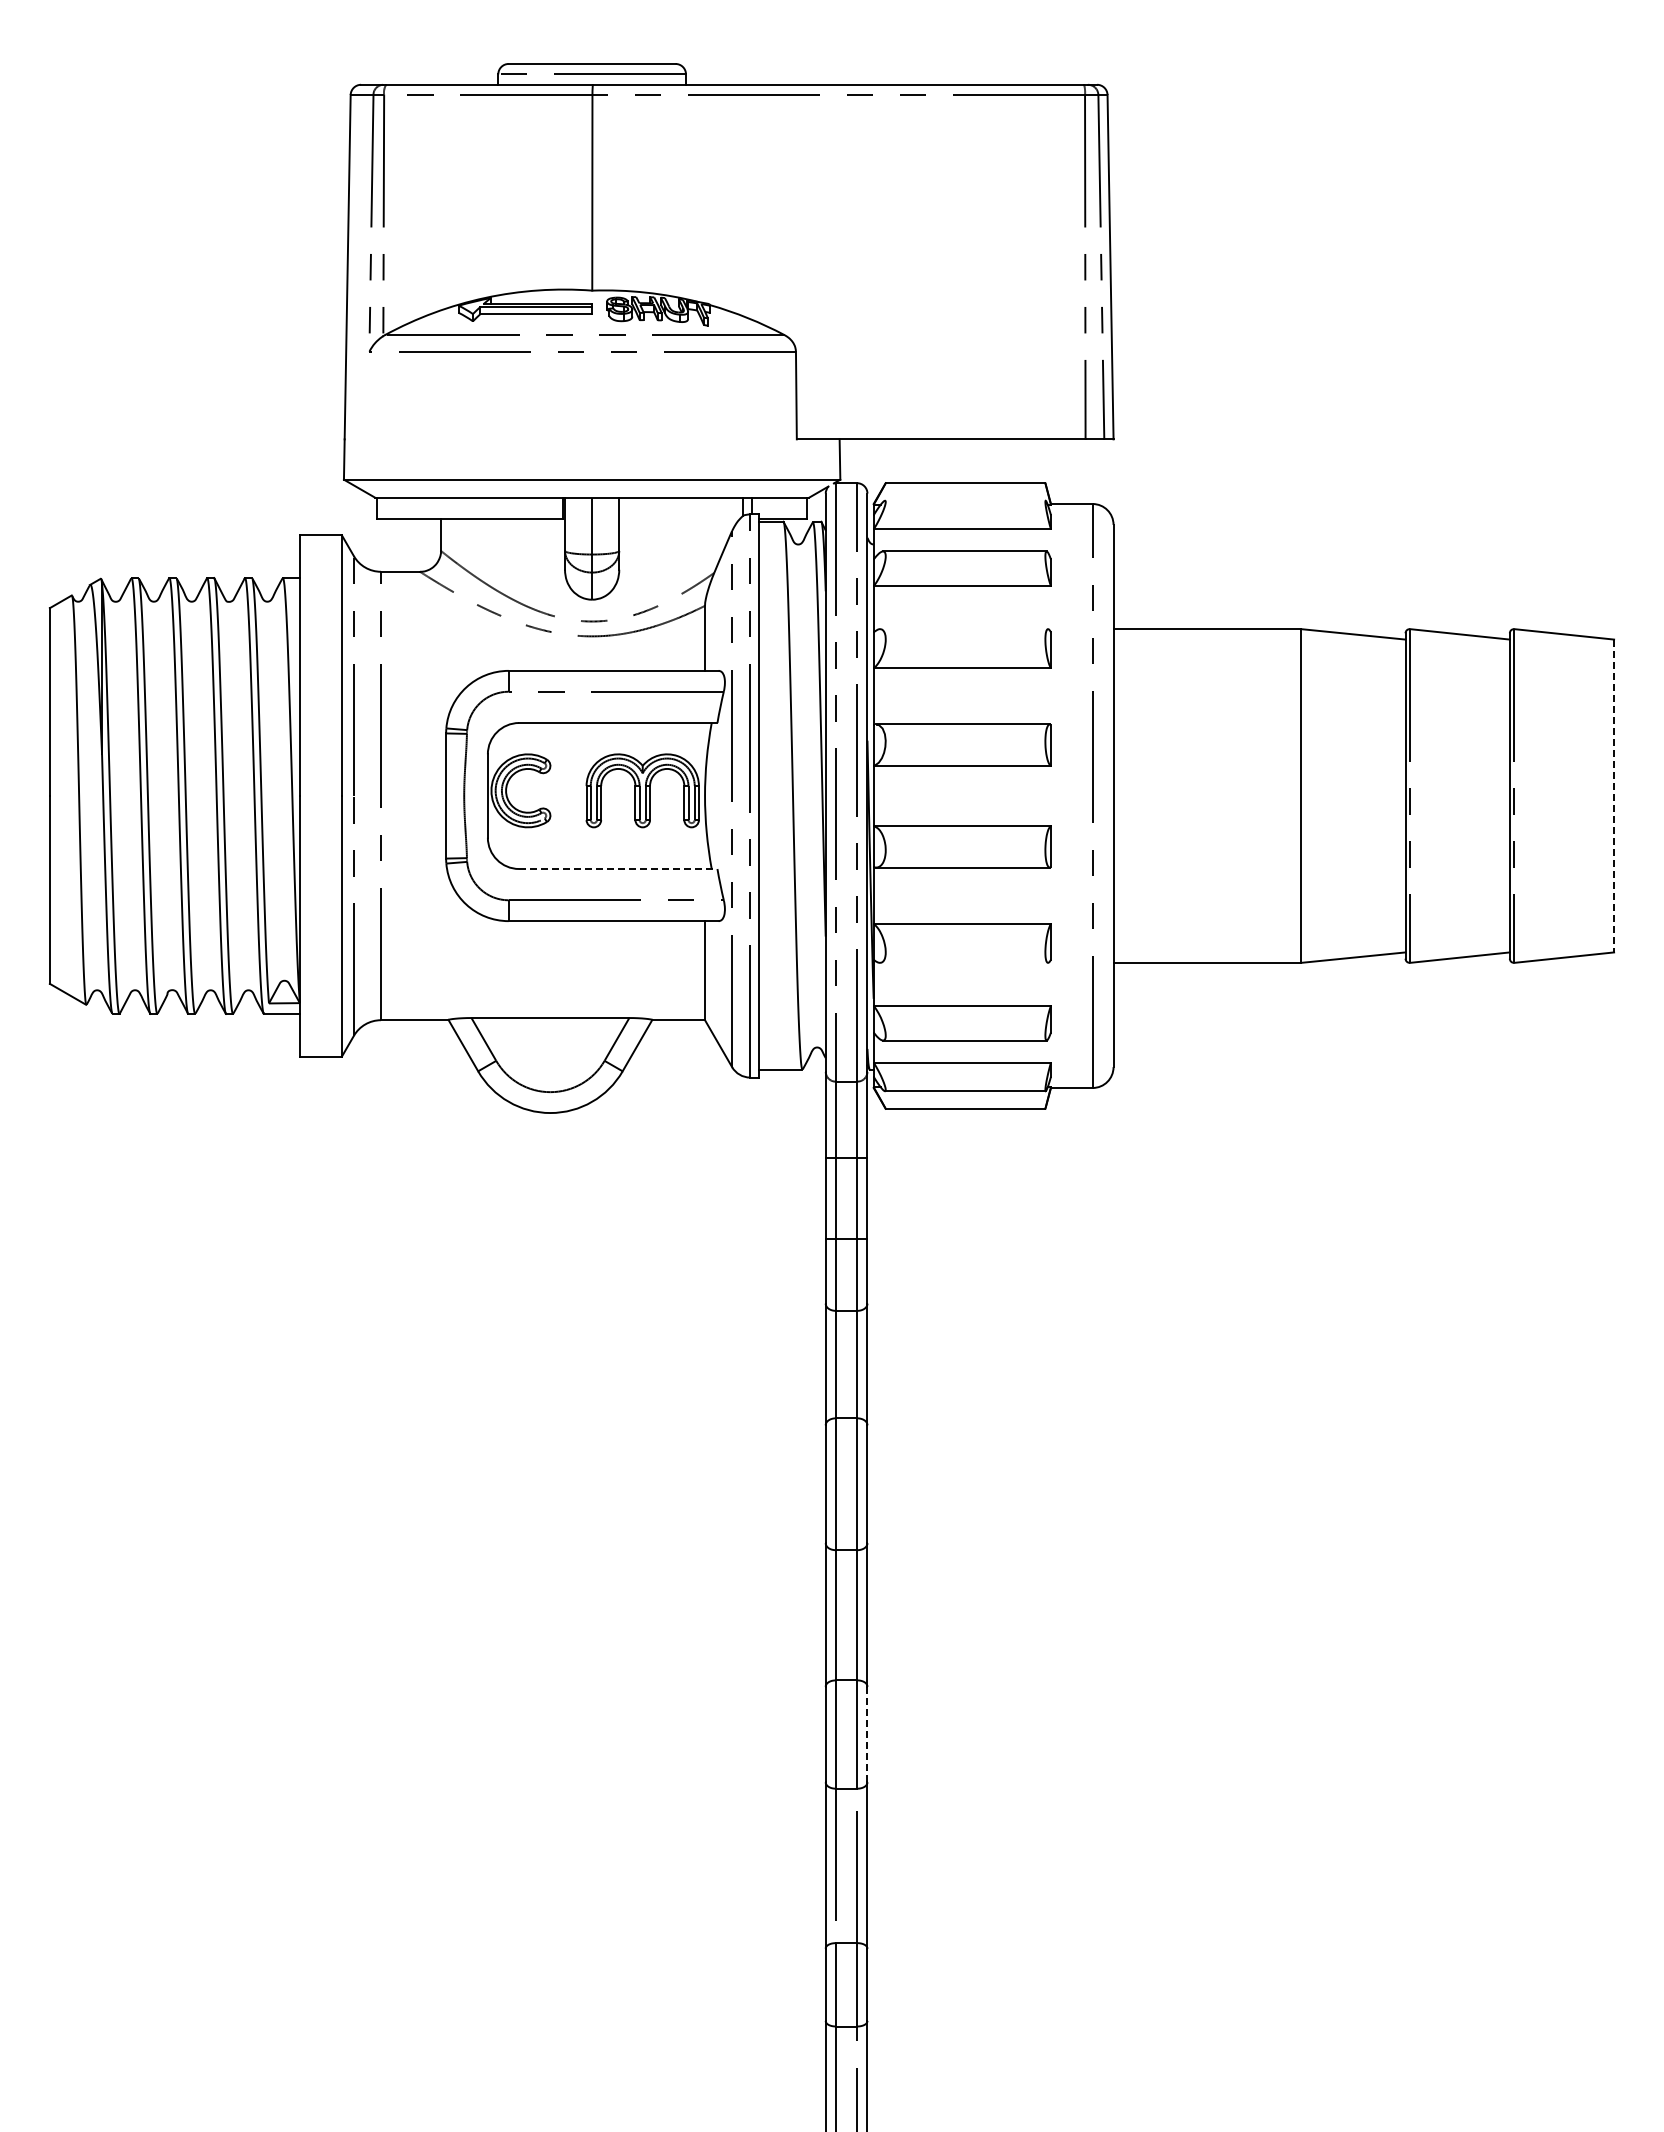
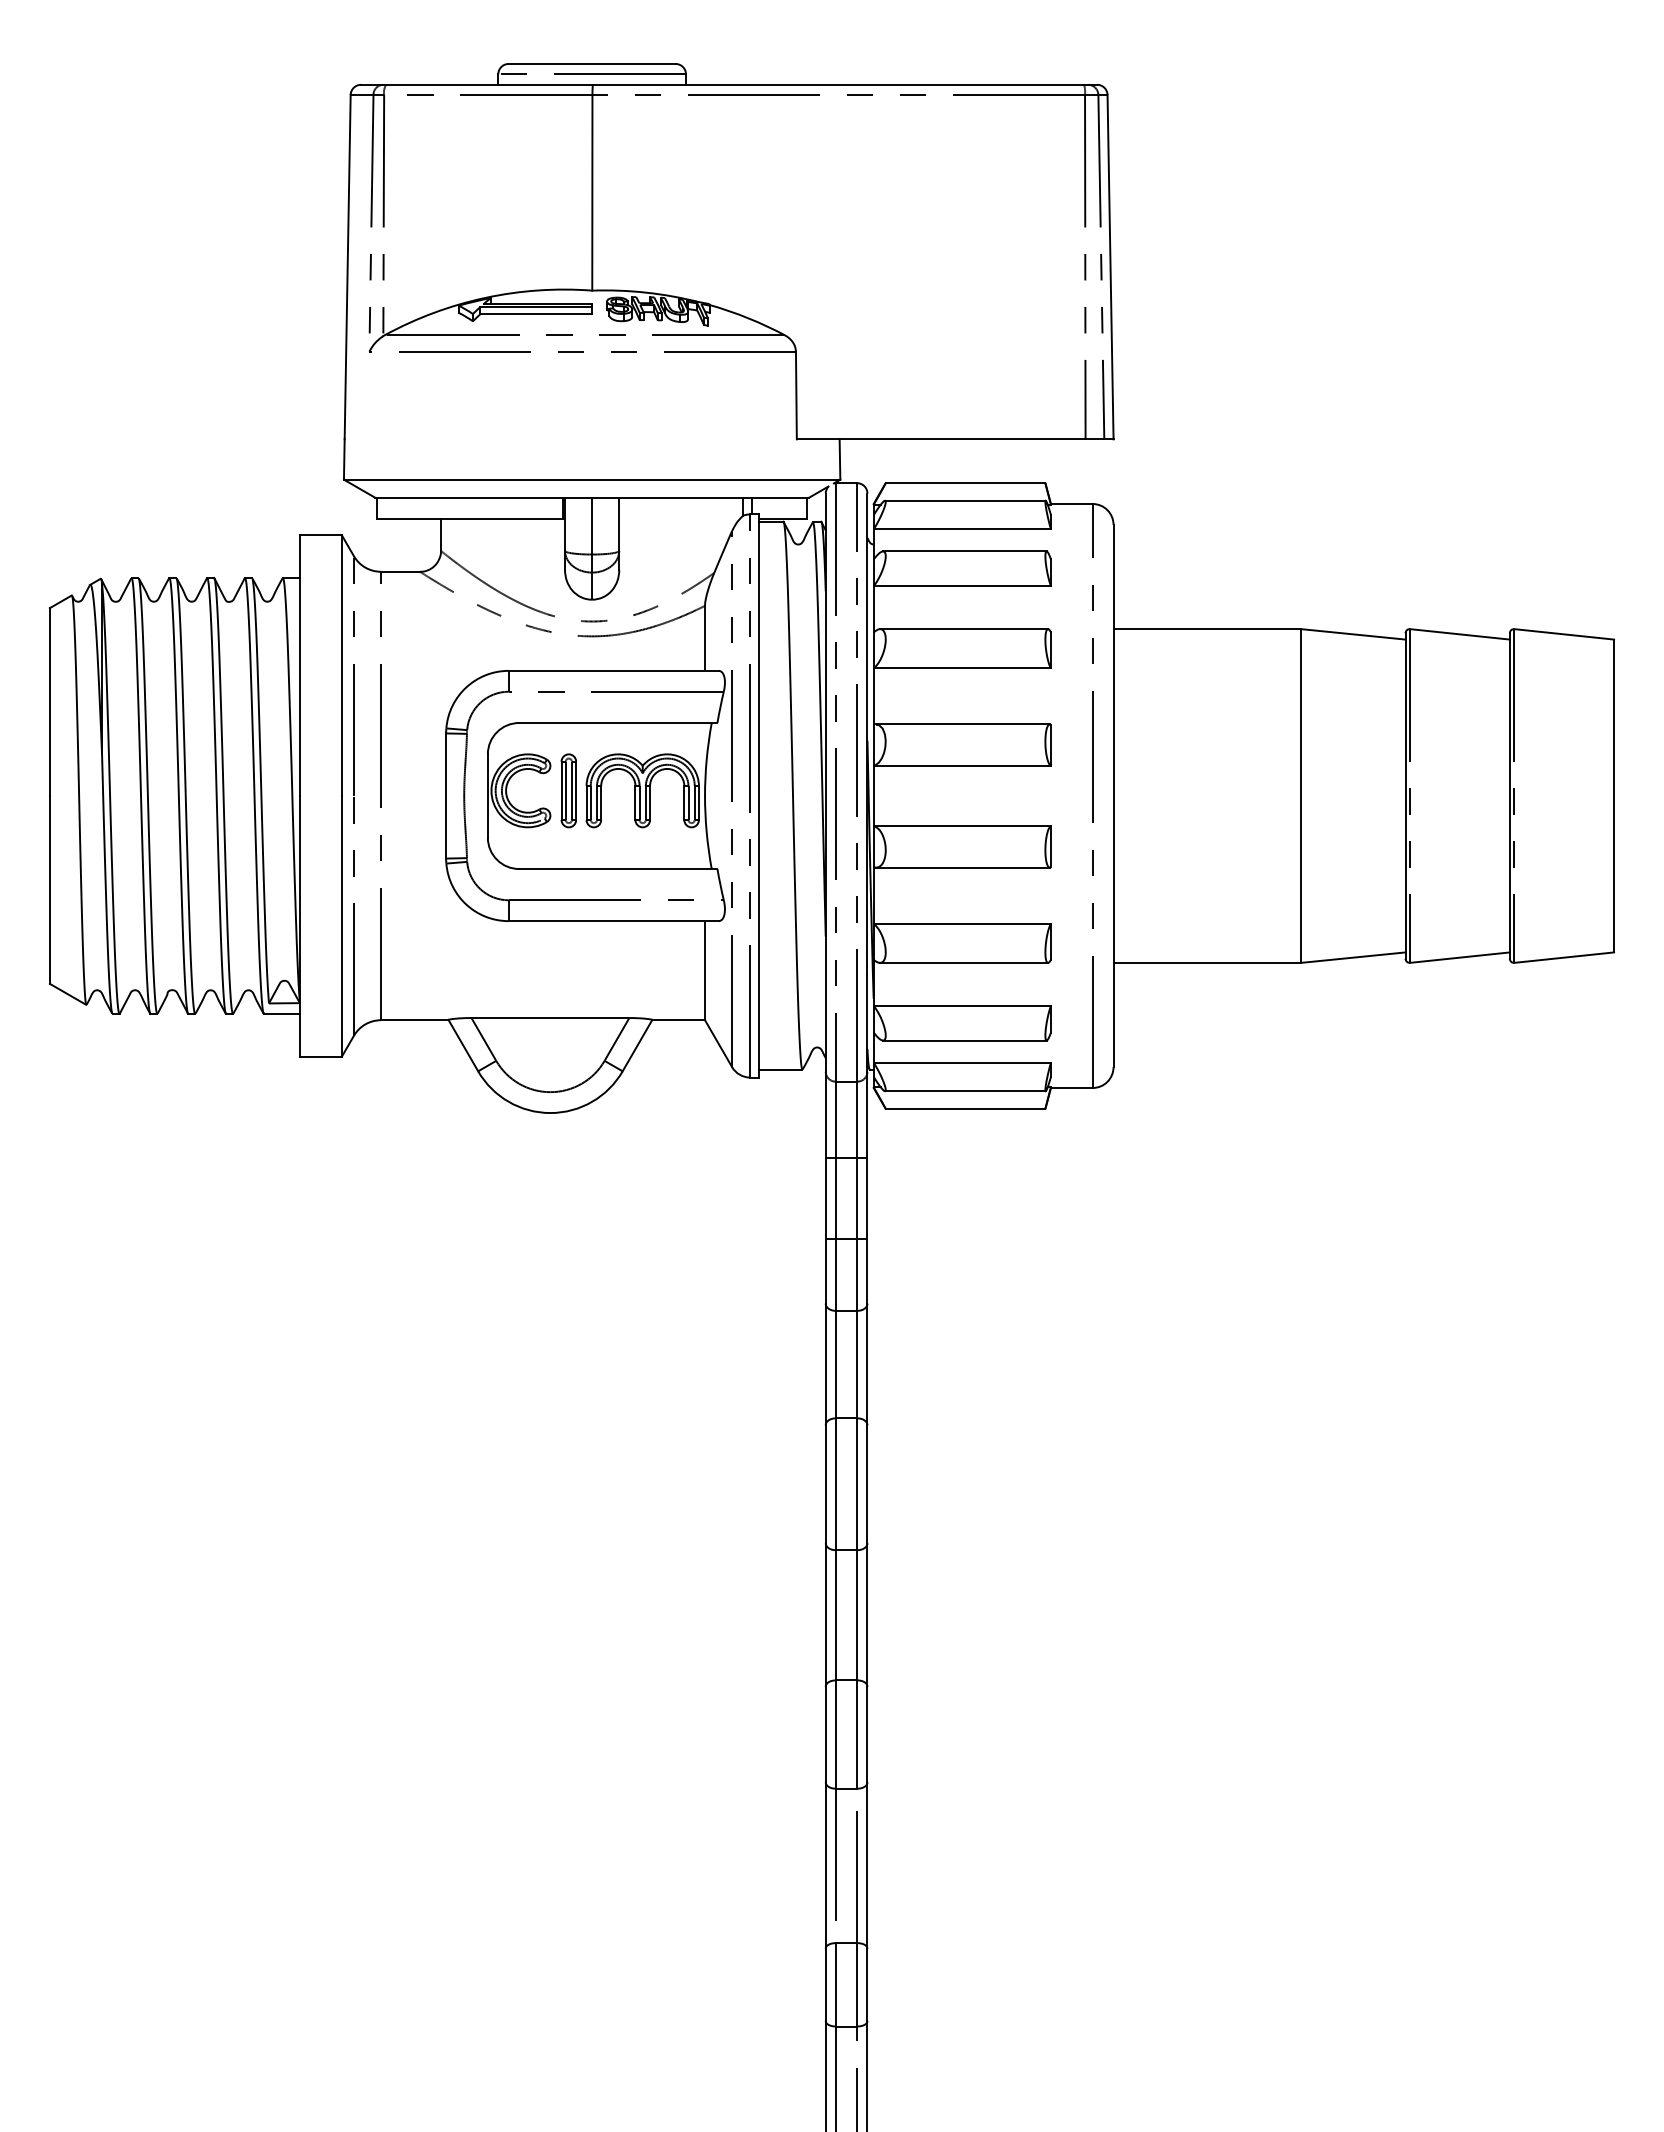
line: none -> present (965, 500)
line: none -> present (963, 629)
part: none -> present (568, 790)
line: dashed -> solid (1614, 796)
line: dashed -> solid (618, 869)
line: none -> present (963, 962)
line: dashed -> solid (867, 1734)
